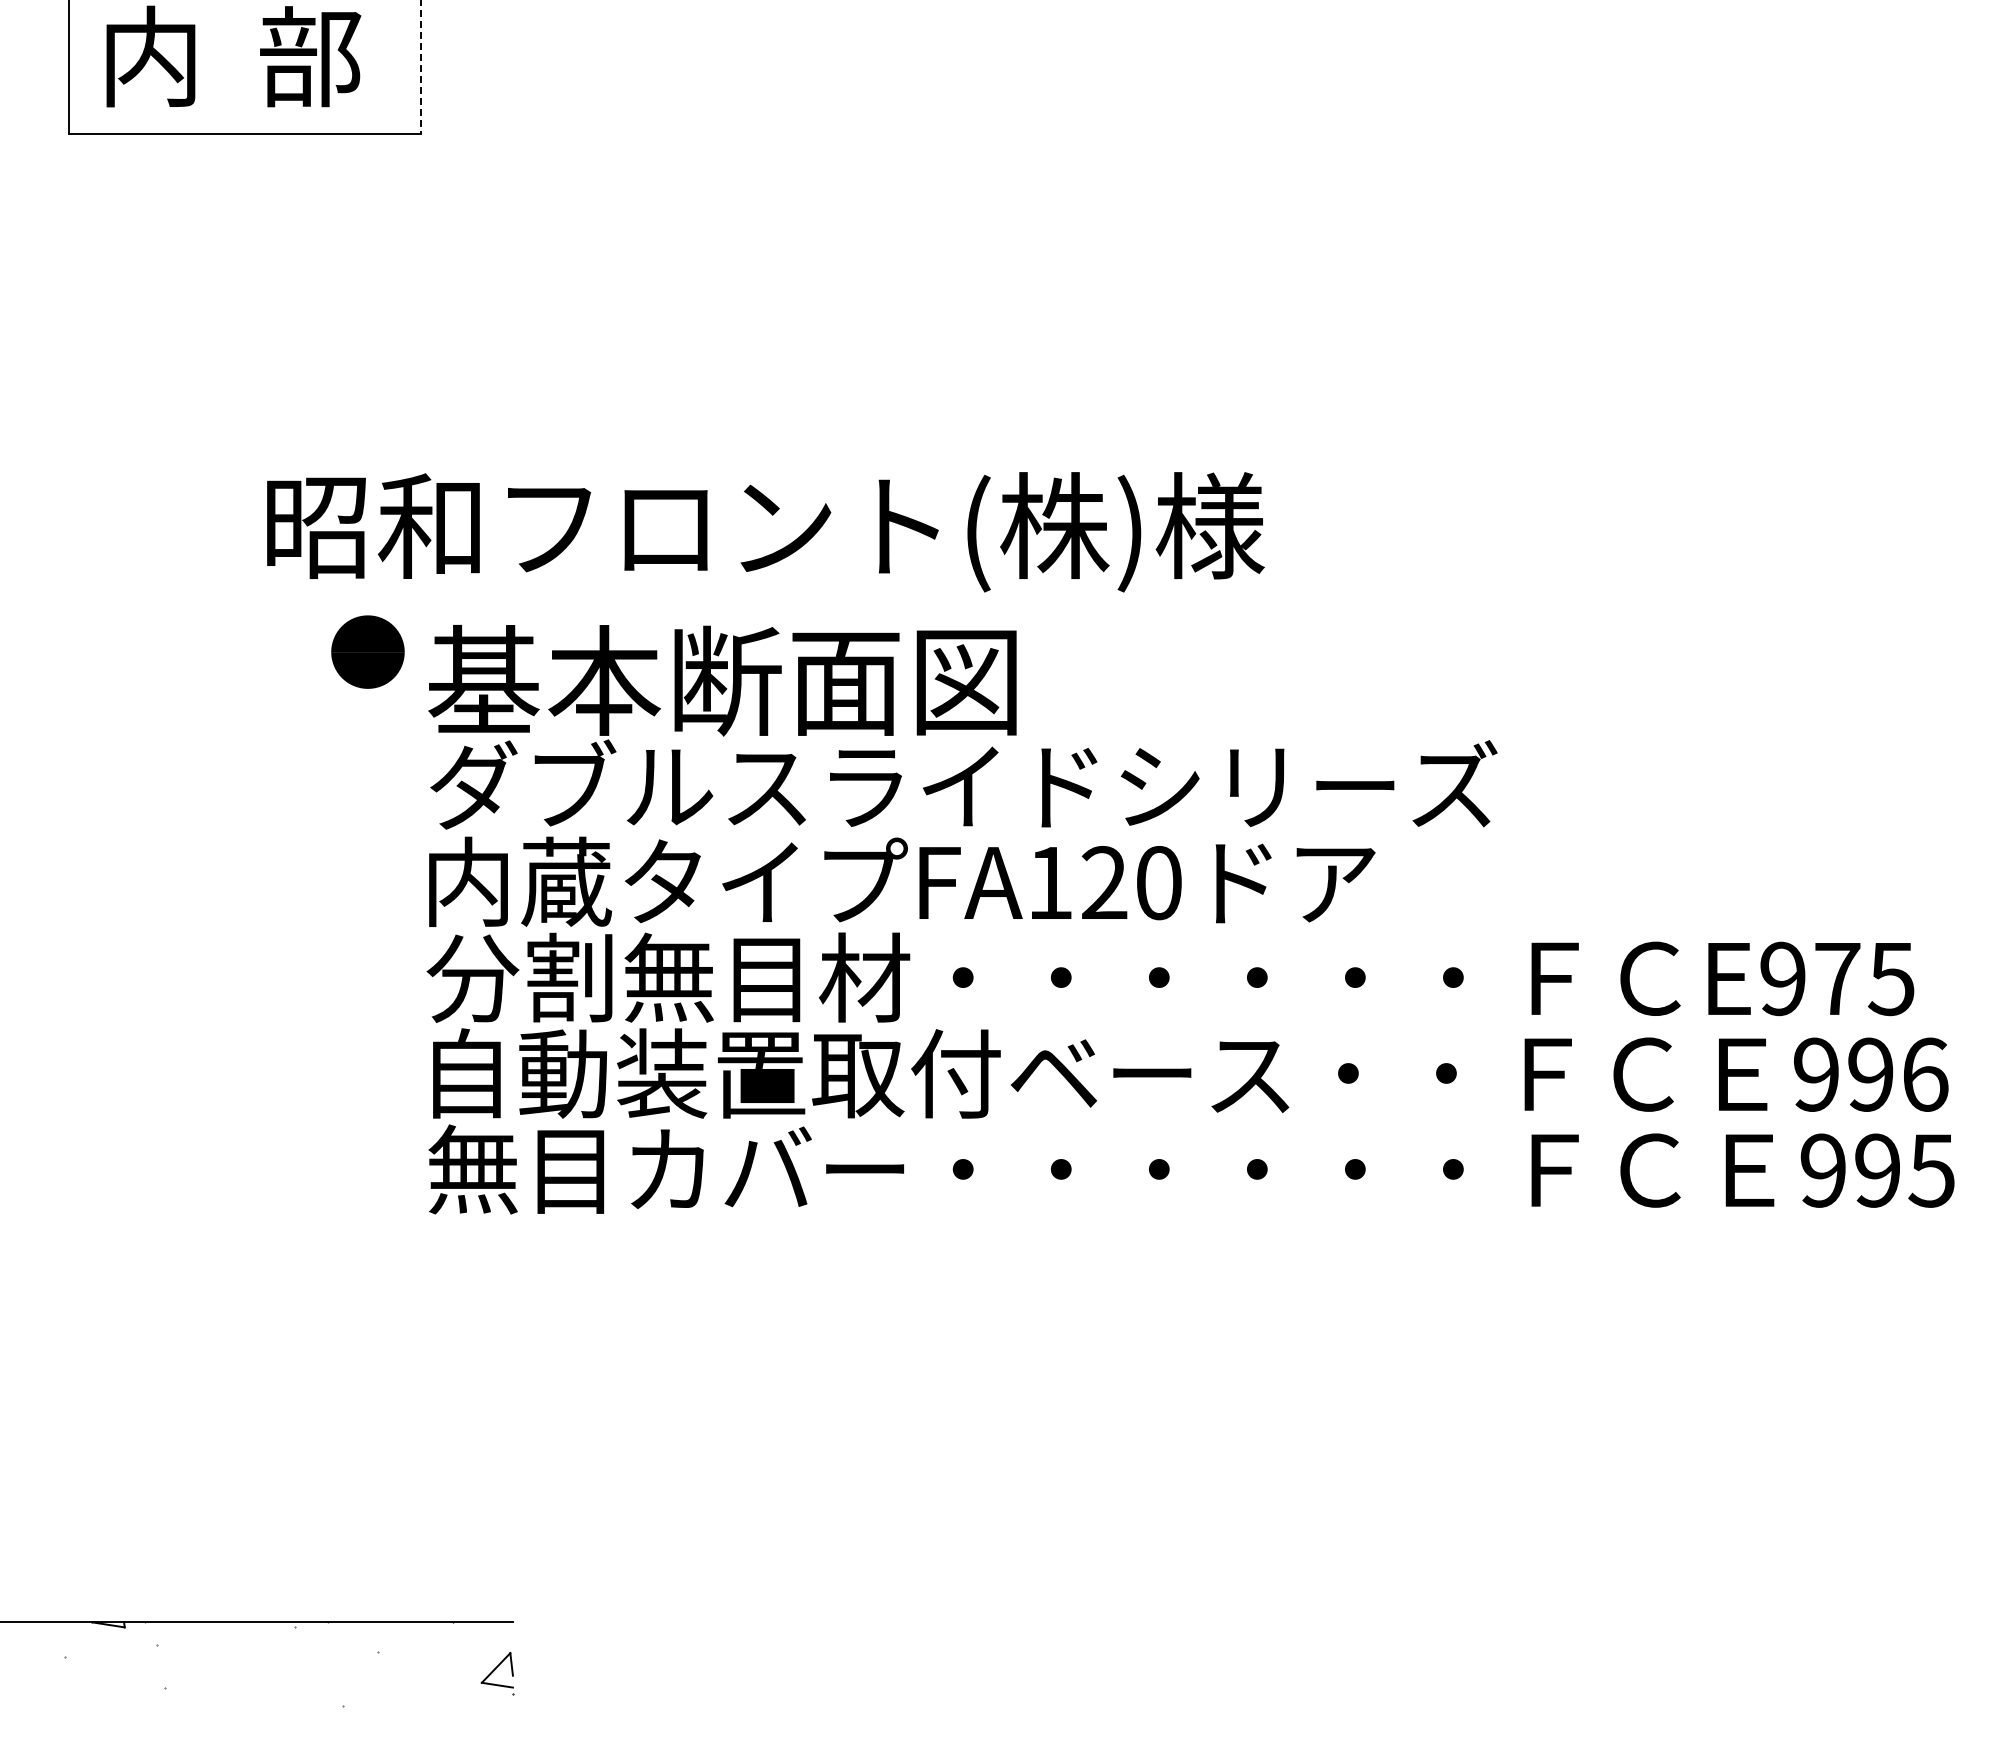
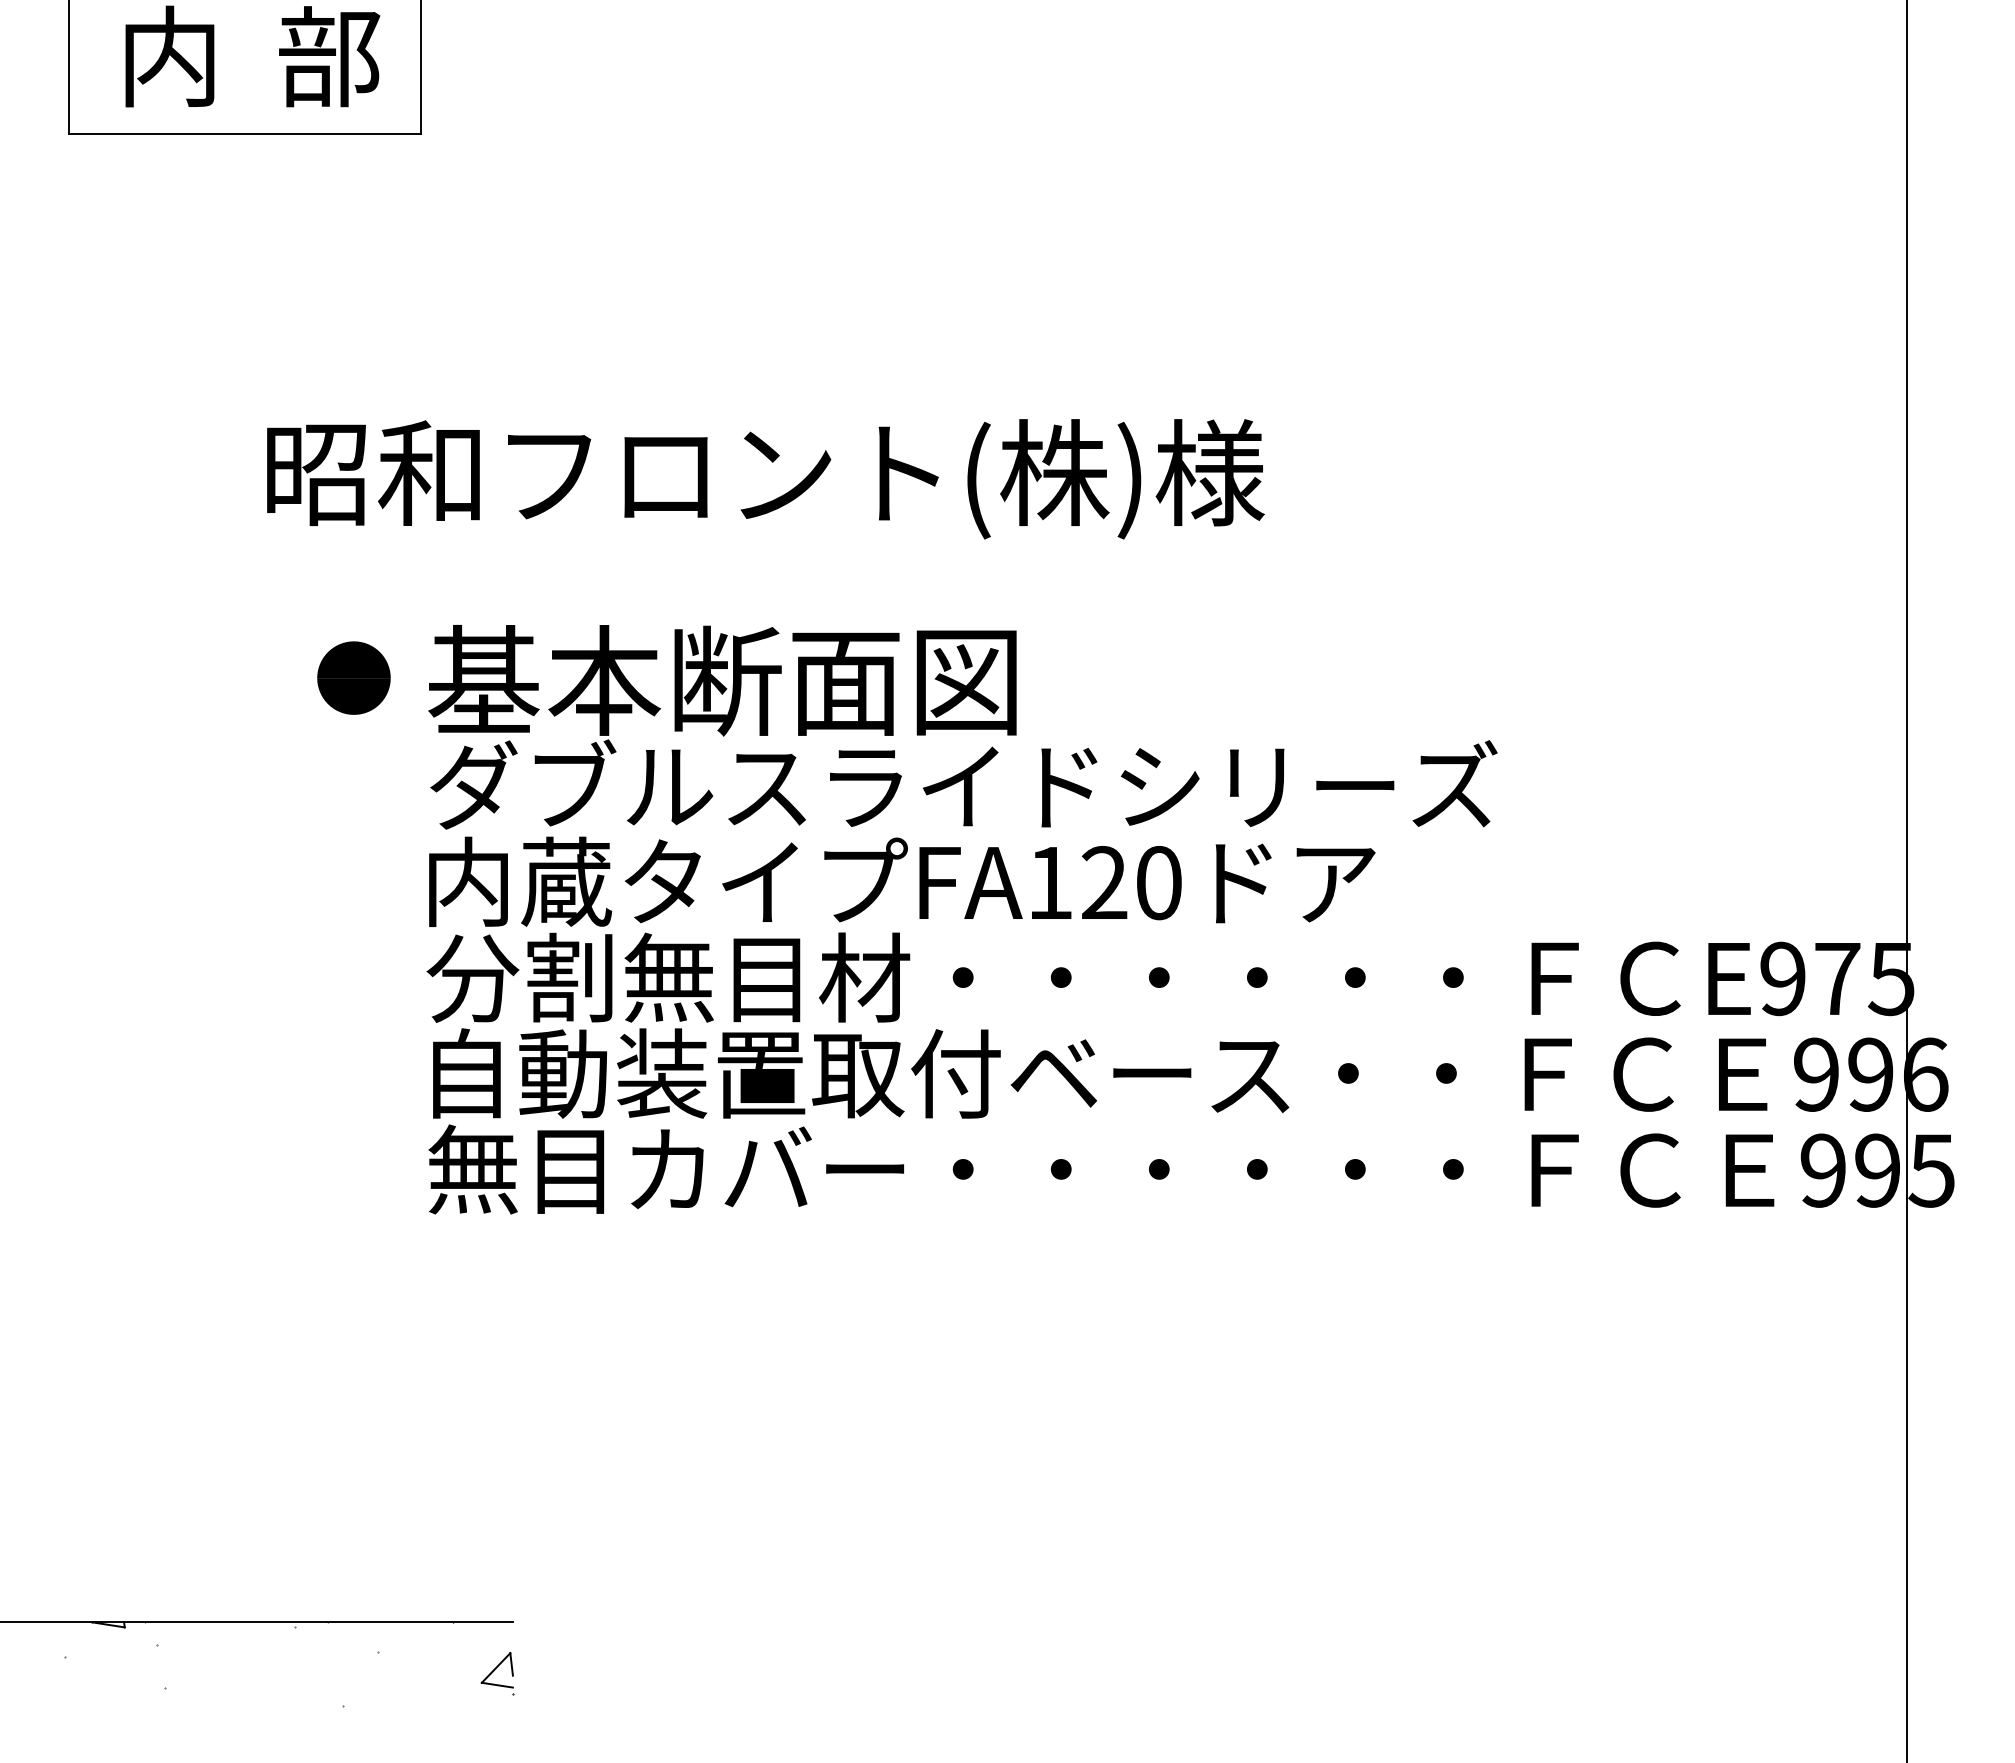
text position: (233, 56) -> (252, 56) (252, 56)
line: dashed -> solid (420, 66)
text position: (765, 532) -> (765, 479) (765, 479)
part position: (367, 651) -> (353, 677) (353, 677)
line: none -> present (1907, 880)
